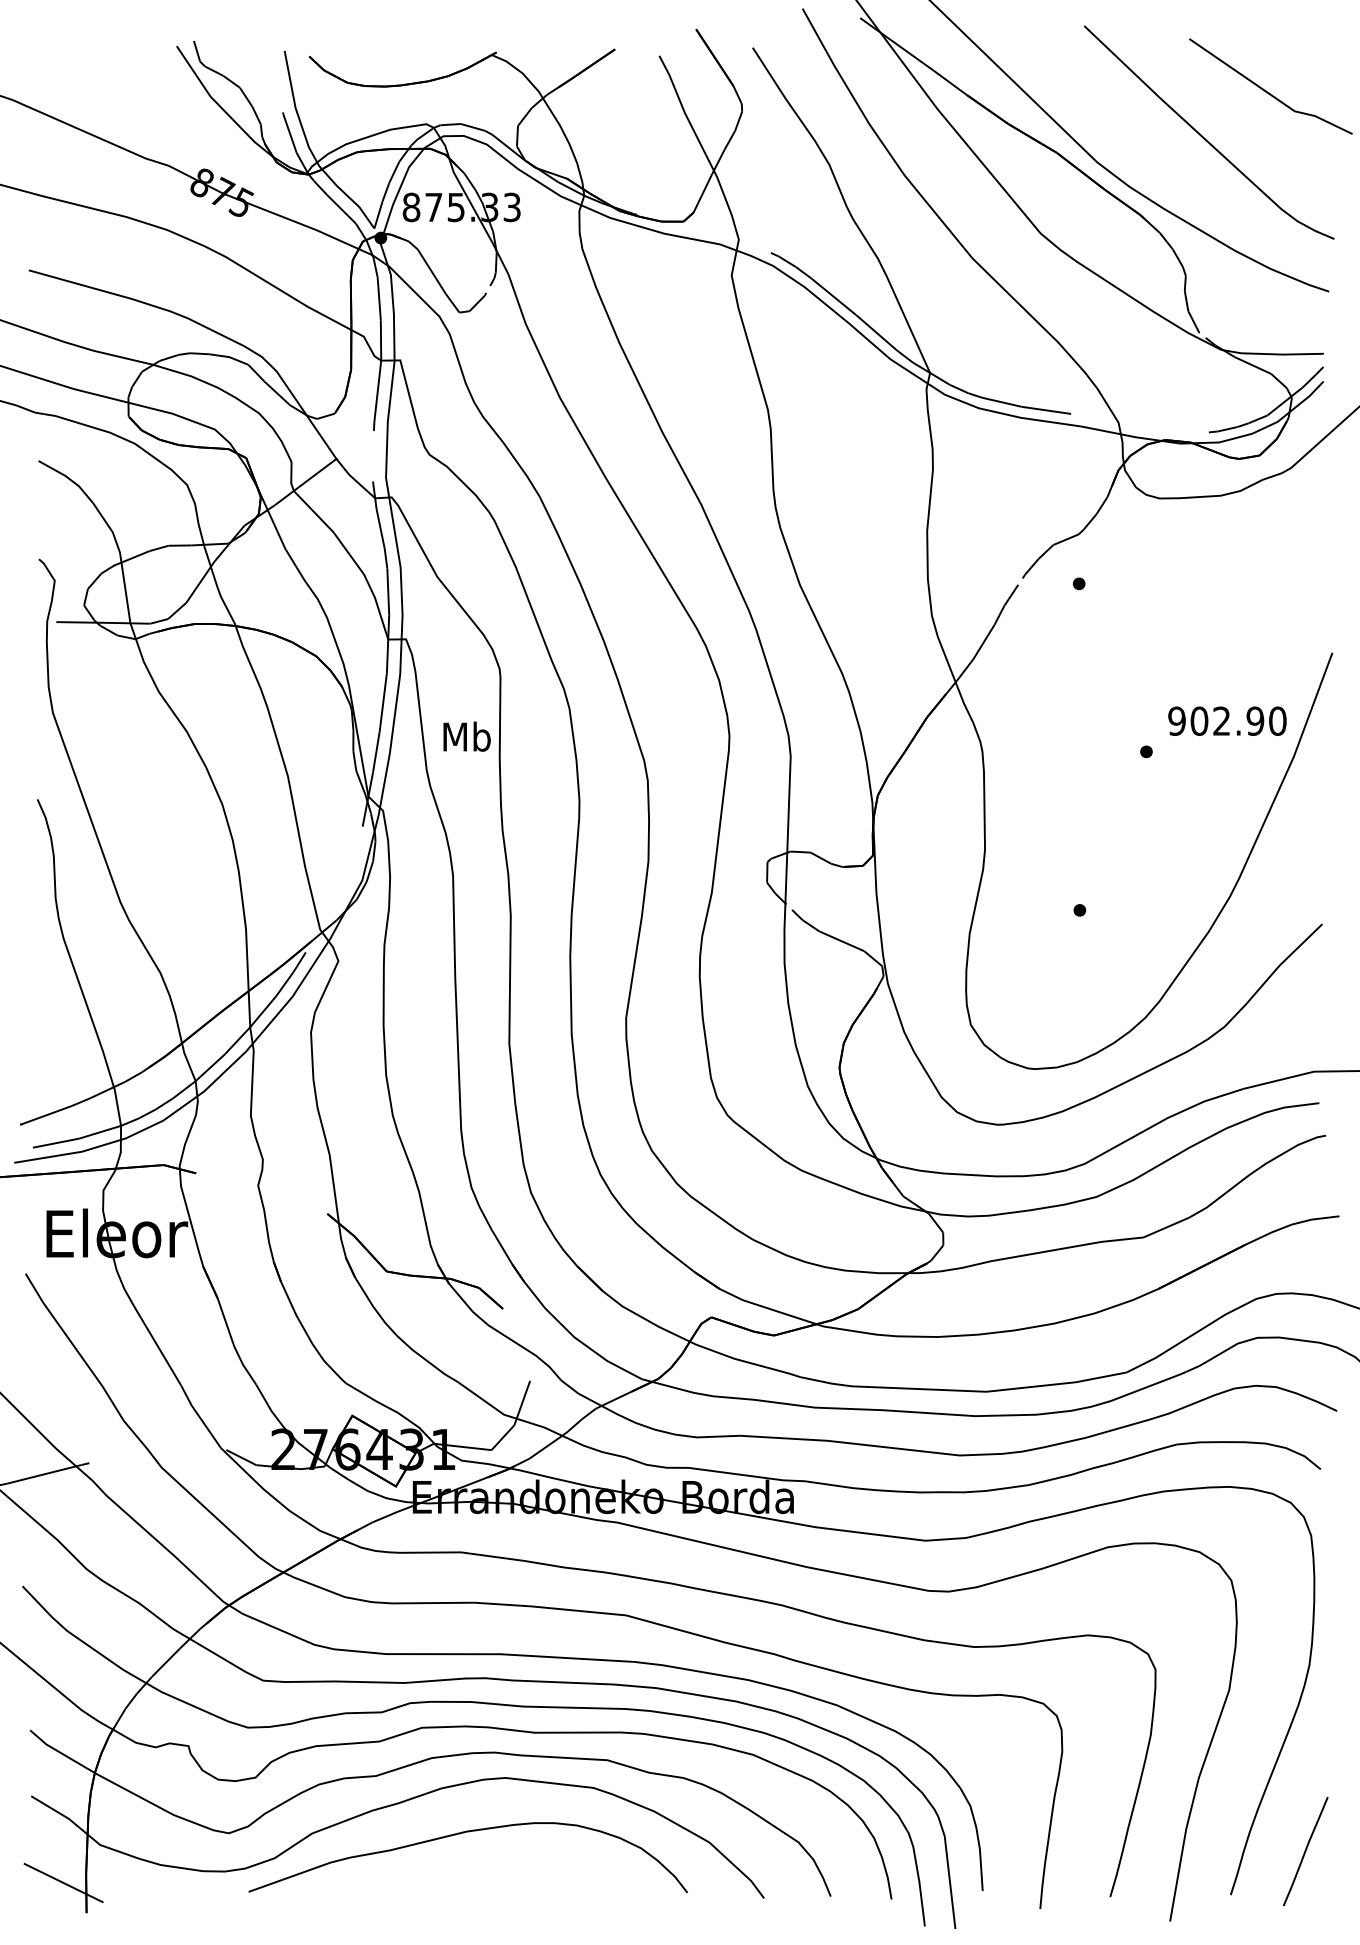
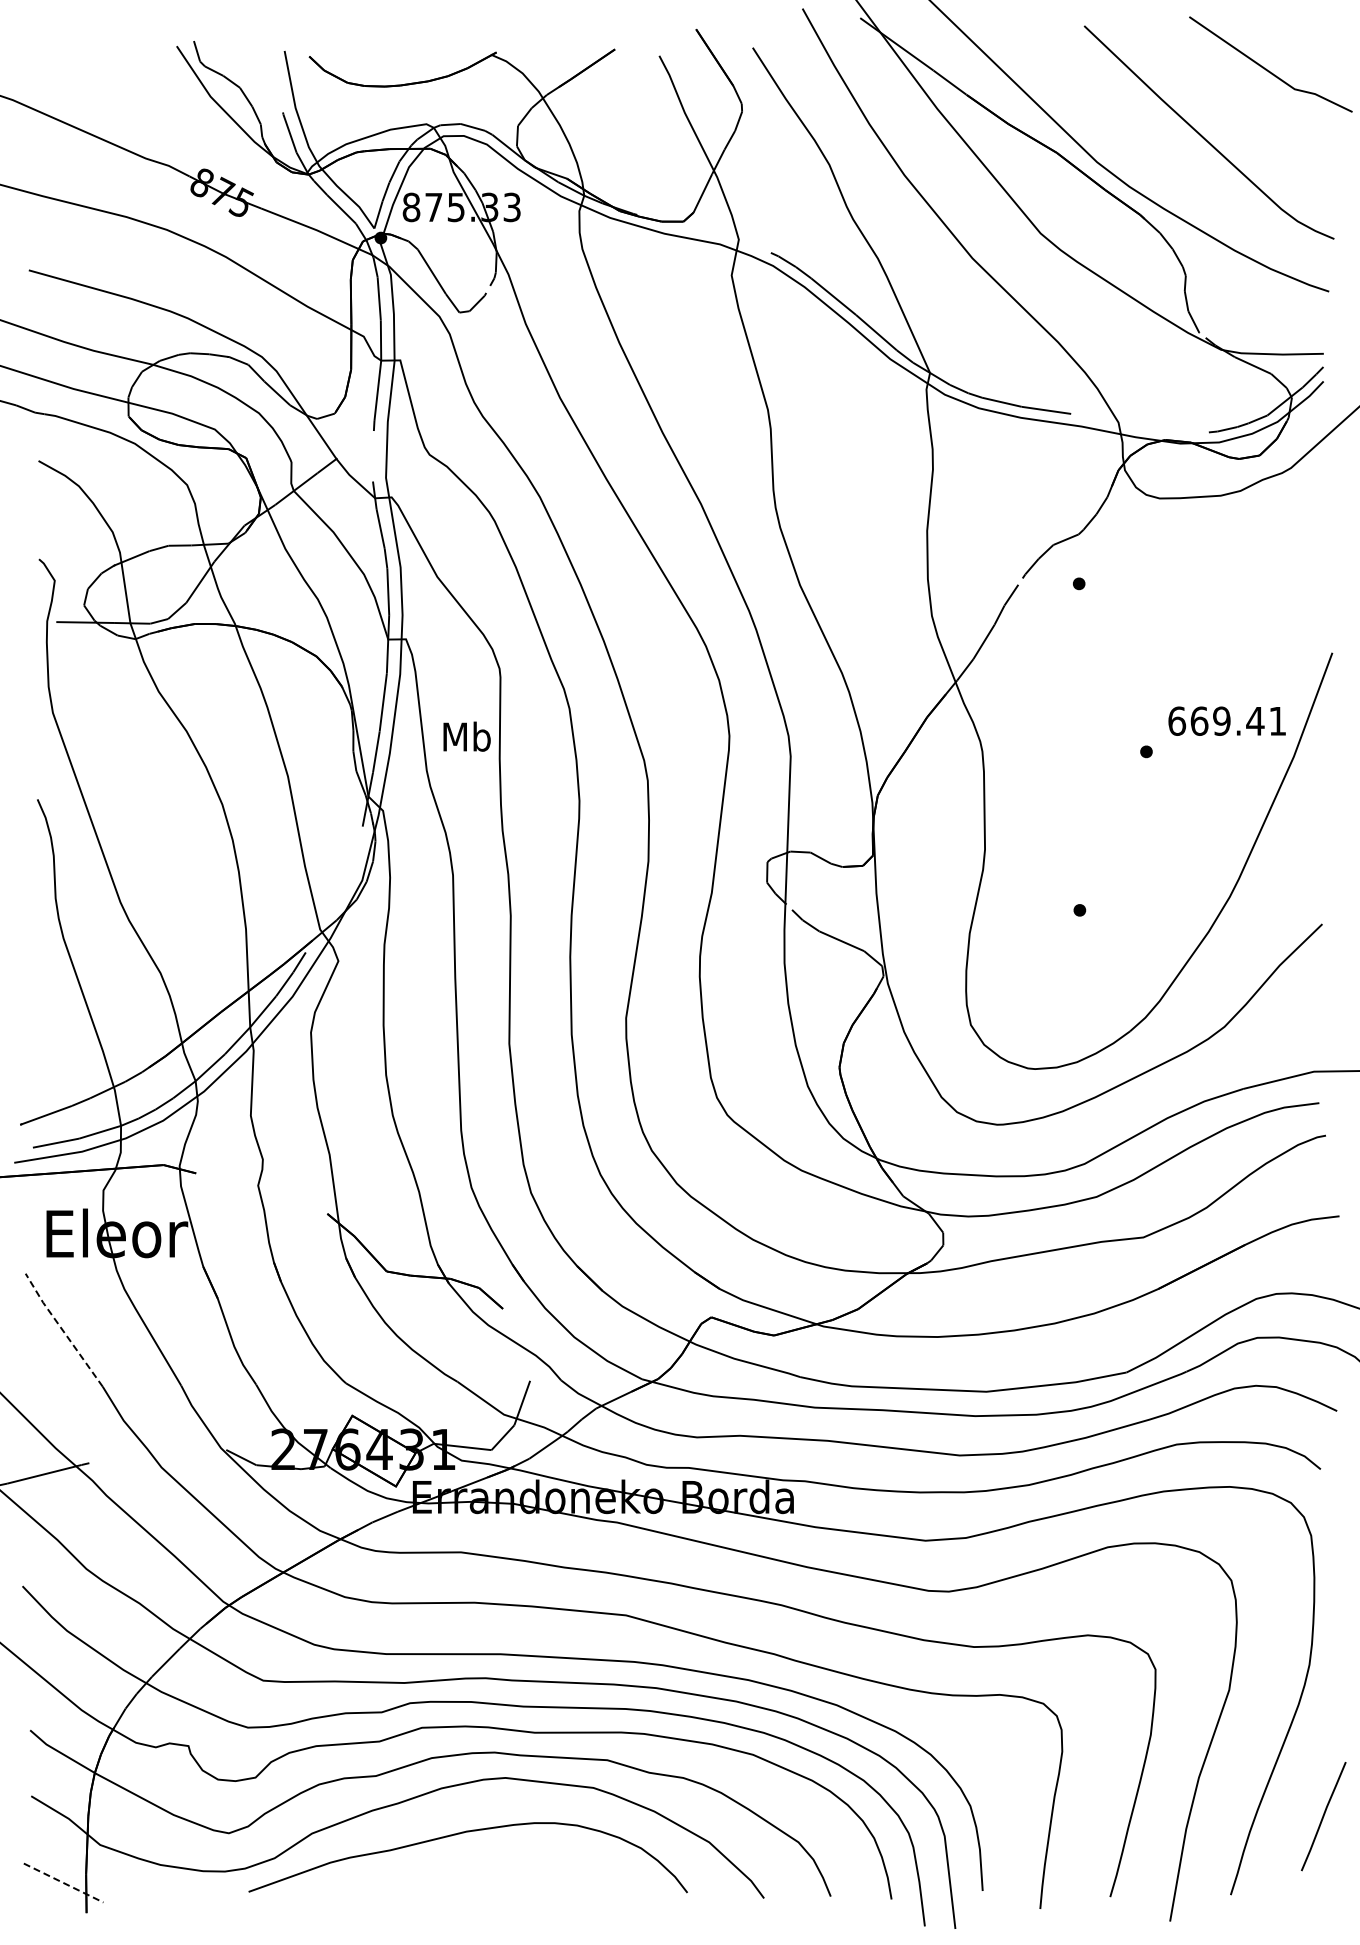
line position: (1266, 90) -> (1266, 68) (1266, 68)
text: 902.90 -> 669.41 (1227, 720)
line: solid -> dashed (62, 1330)
line position: (1305, 1851) -> (1323, 1816) (1323, 1816)
line: solid -> dashed (64, 1883)
